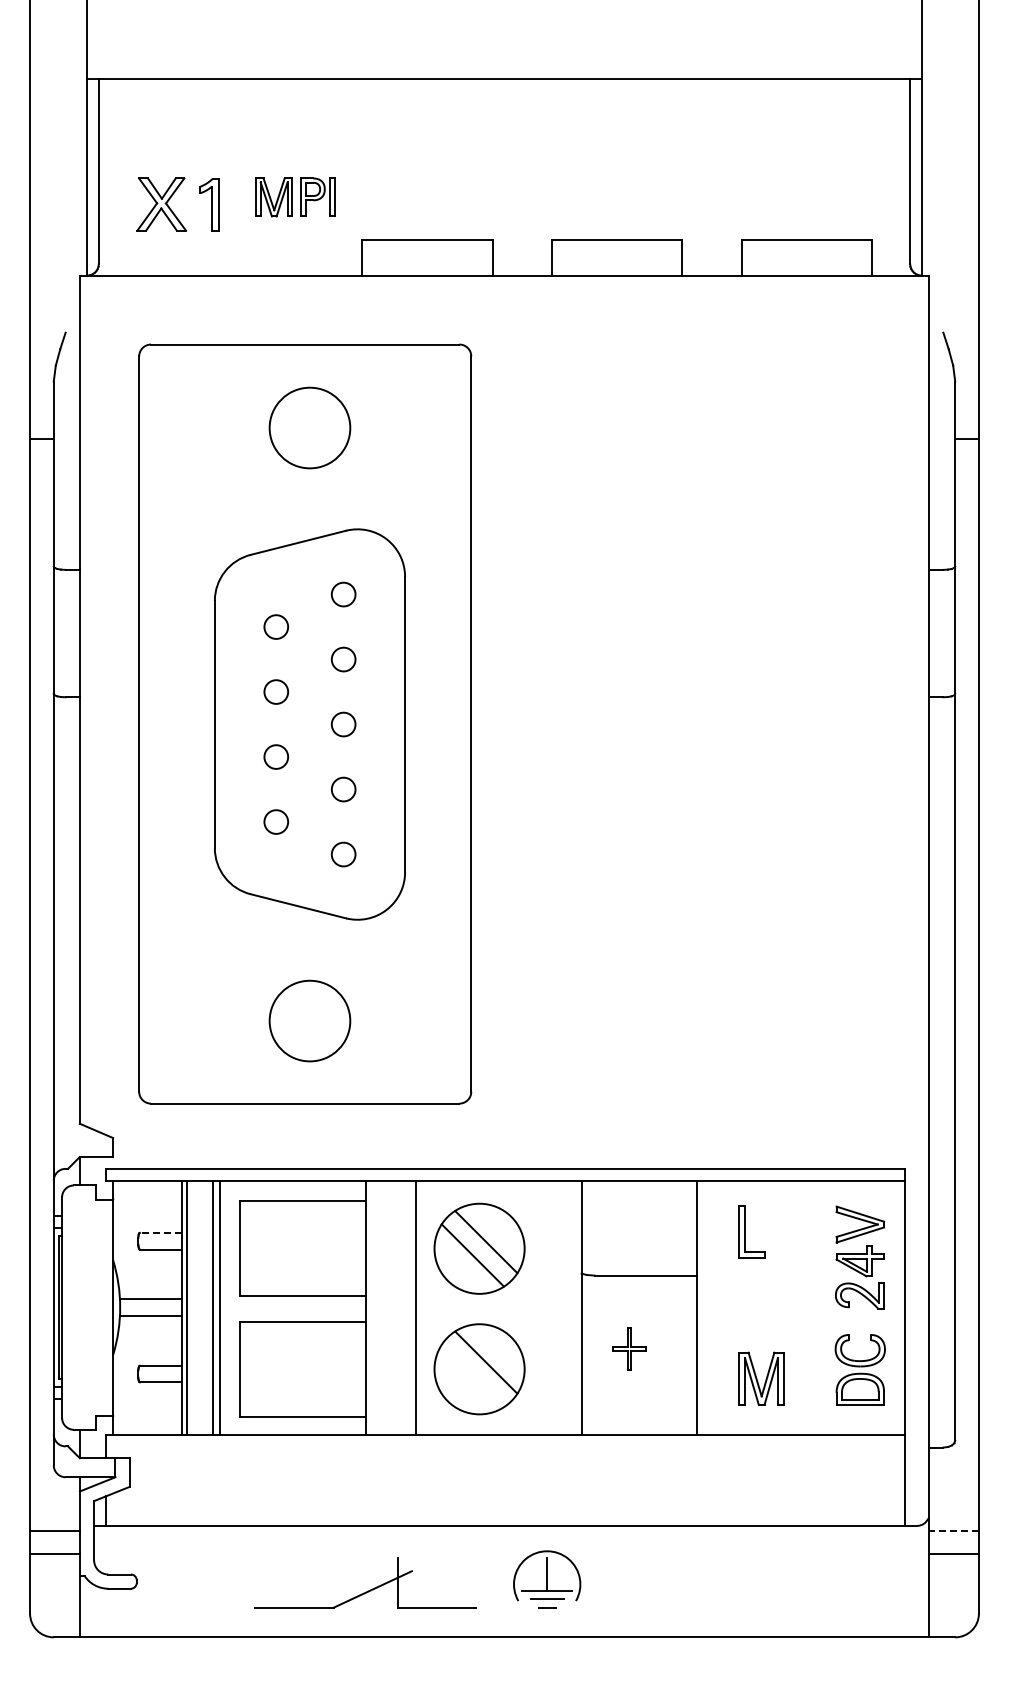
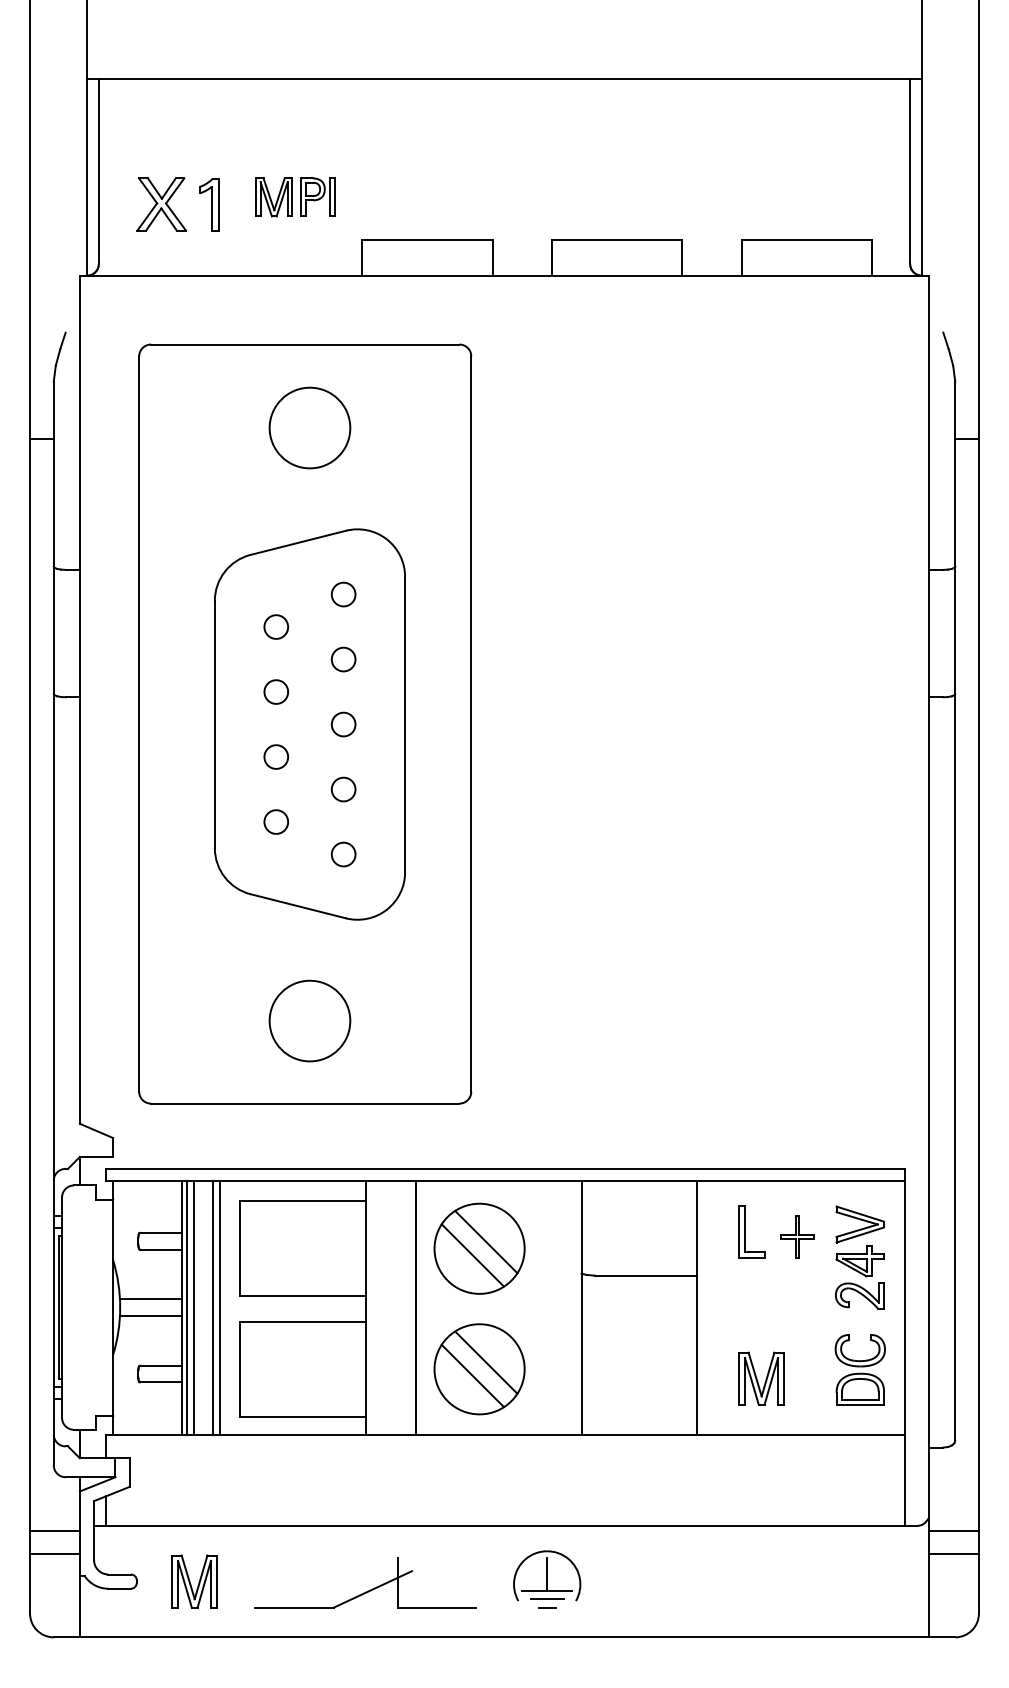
line: dashed -> solid (160, 1232)
line: none -> present (193, 1307)
part position: (629, 1348) -> (797, 1236) (797, 1236)
line: none -> present (472, 1375)
line: dashed -> solid (954, 1530)
part: none -> present (194, 1581)
